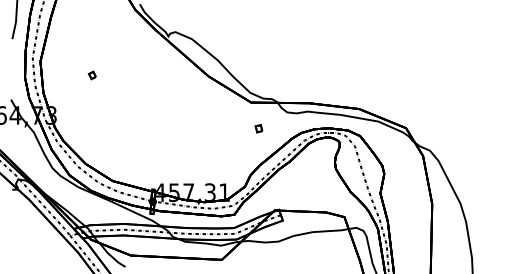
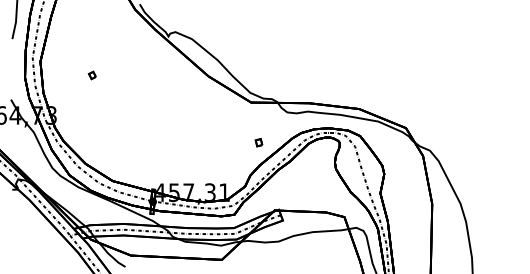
part position: (258, 128) -> (258, 142) (258, 142)
